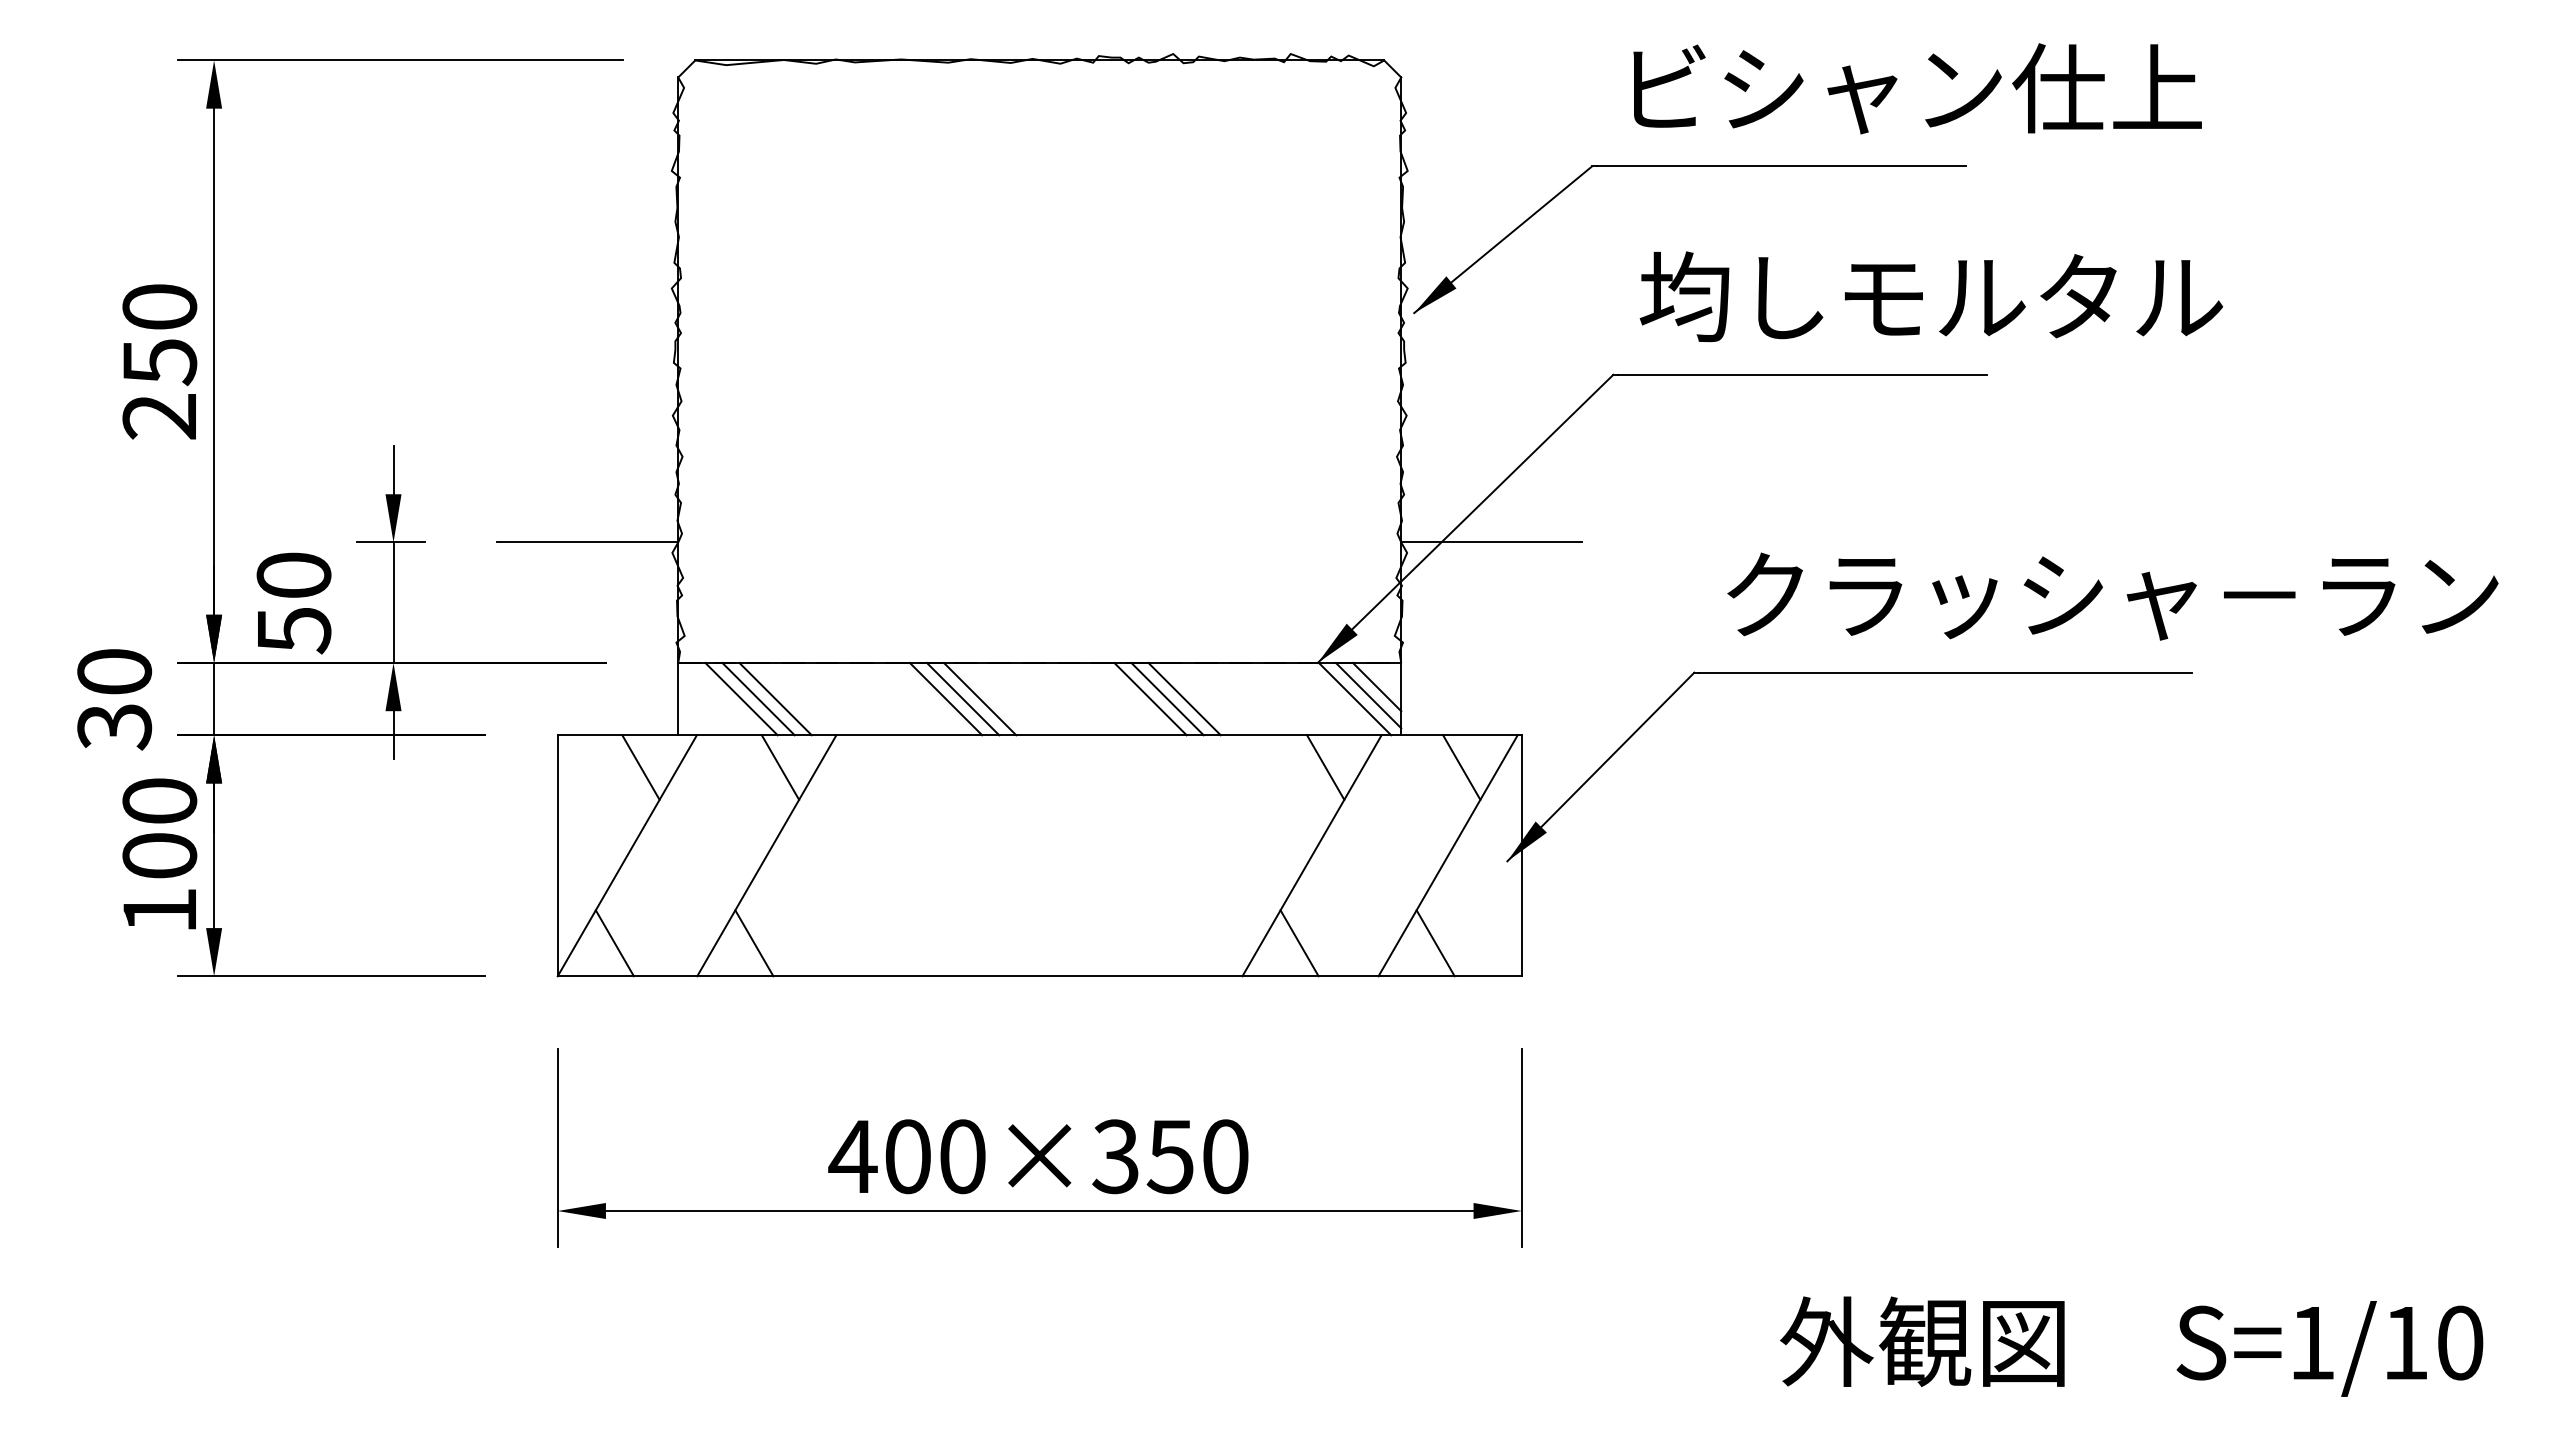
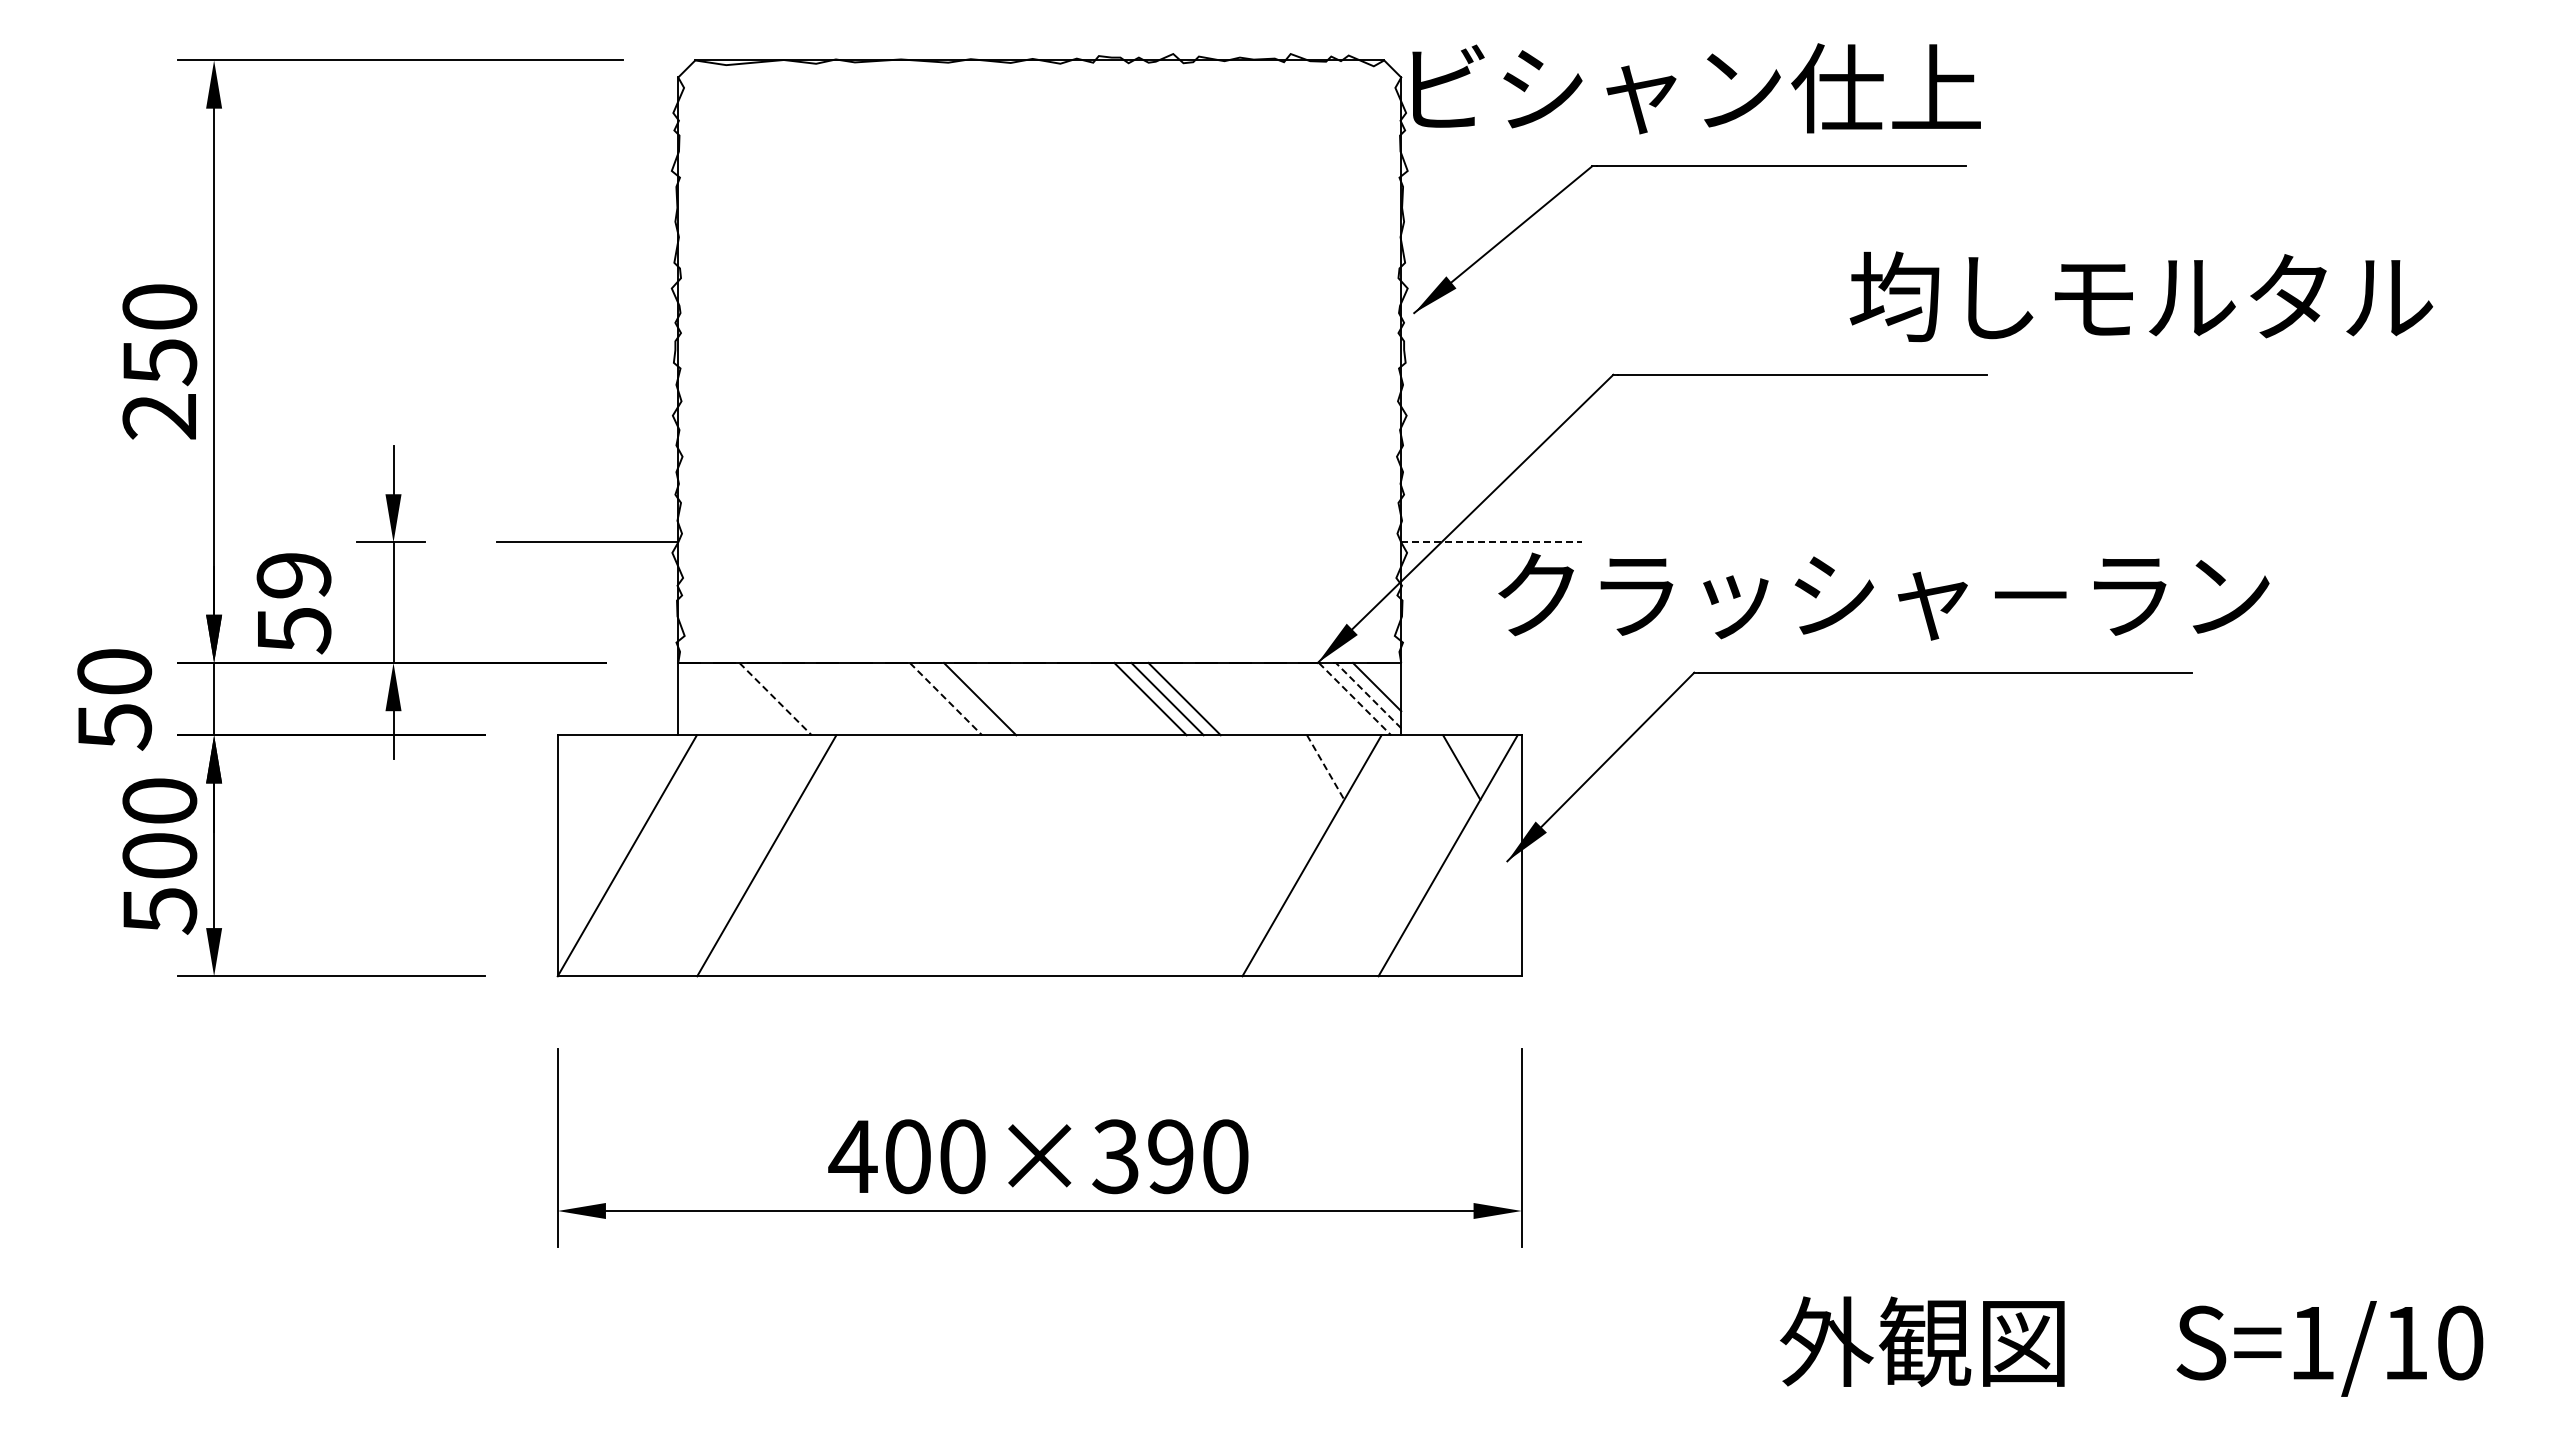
text position: (1917, 88) -> (1696, 88) (1696, 88)
text position: (1931, 296) -> (2141, 296) (2141, 296)
line: solid -> dashed (1492, 542)
text: 50 -> 59 (293, 575)
text position: (2112, 596) -> (1883, 596) (1883, 596)
line: solid -> dashed (1368, 695)
line: present -> none (741, 698)
line: present -> none (758, 698)
line: present -> none (962, 698)
line: solid -> dashed (775, 699)
line: solid -> dashed (946, 699)
line: solid -> dashed (1355, 699)
text: 30 -> 50 (114, 727)
line: present -> none (640, 767)
line: present -> none (780, 767)
line: solid -> dashed (1325, 767)
text: 100 -> 500 (160, 911)
line: present -> none (614, 943)
line: present -> none (754, 943)
line: present -> none (1299, 943)
line: present -> none (1435, 943)
text: 400×350 -> 400×390 (1169, 1156)
